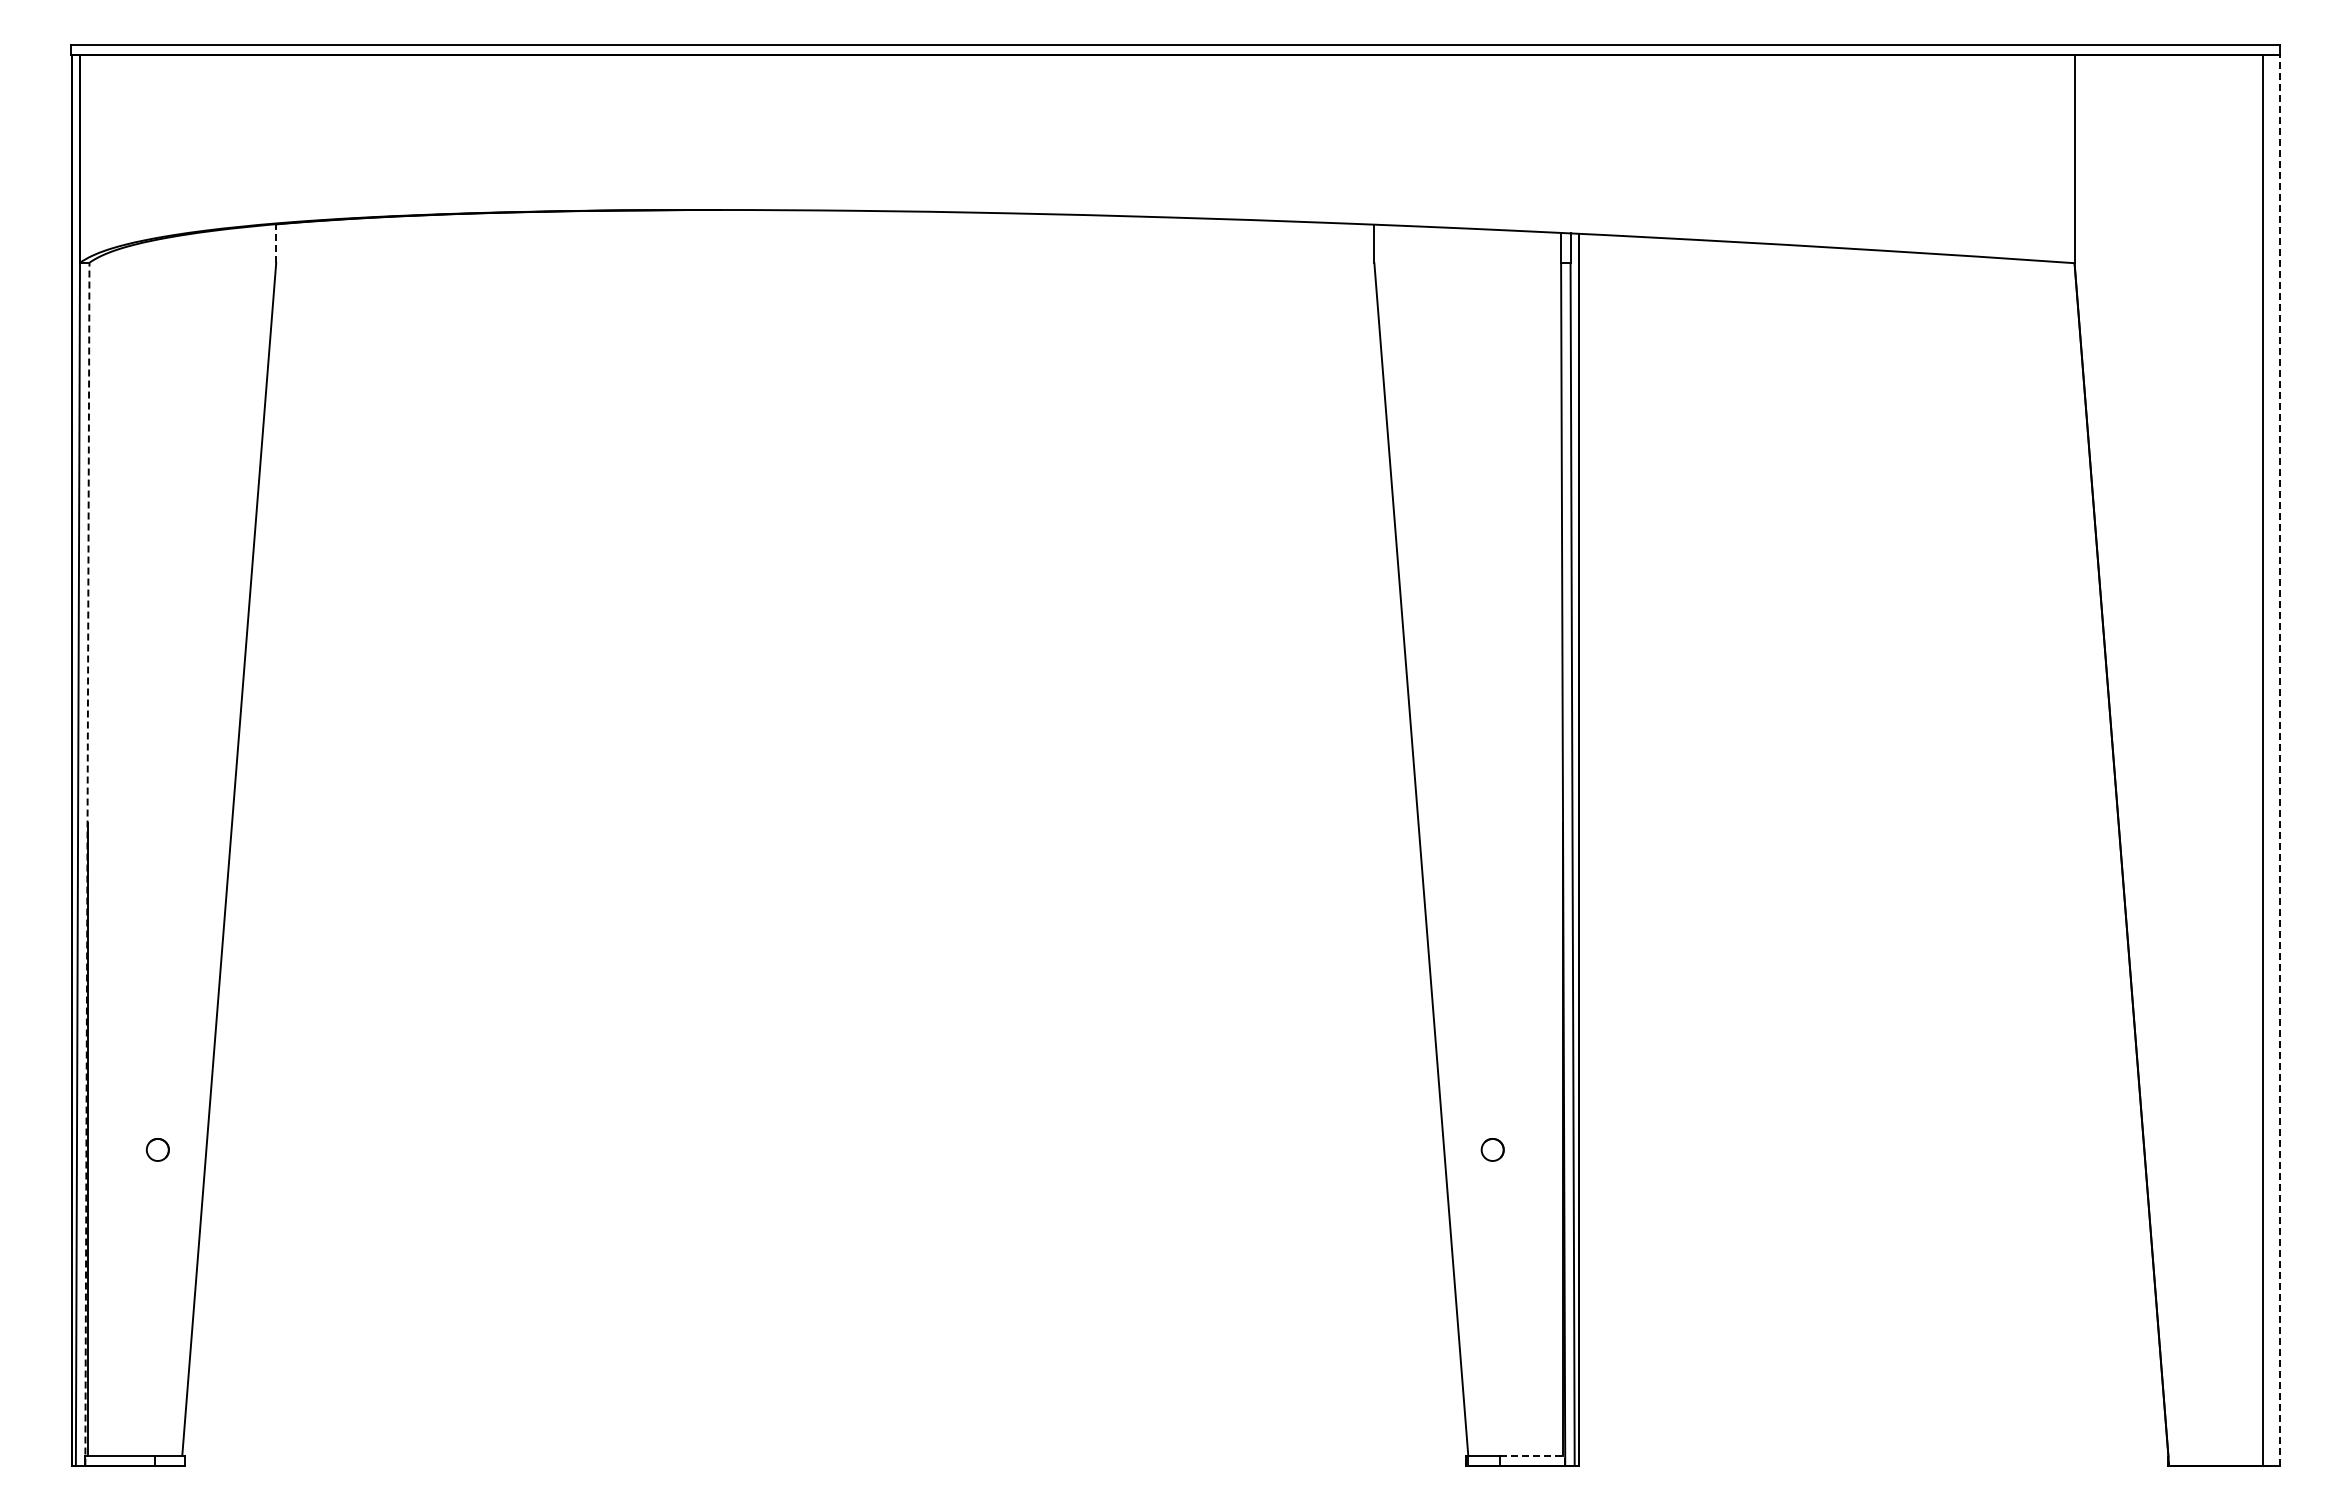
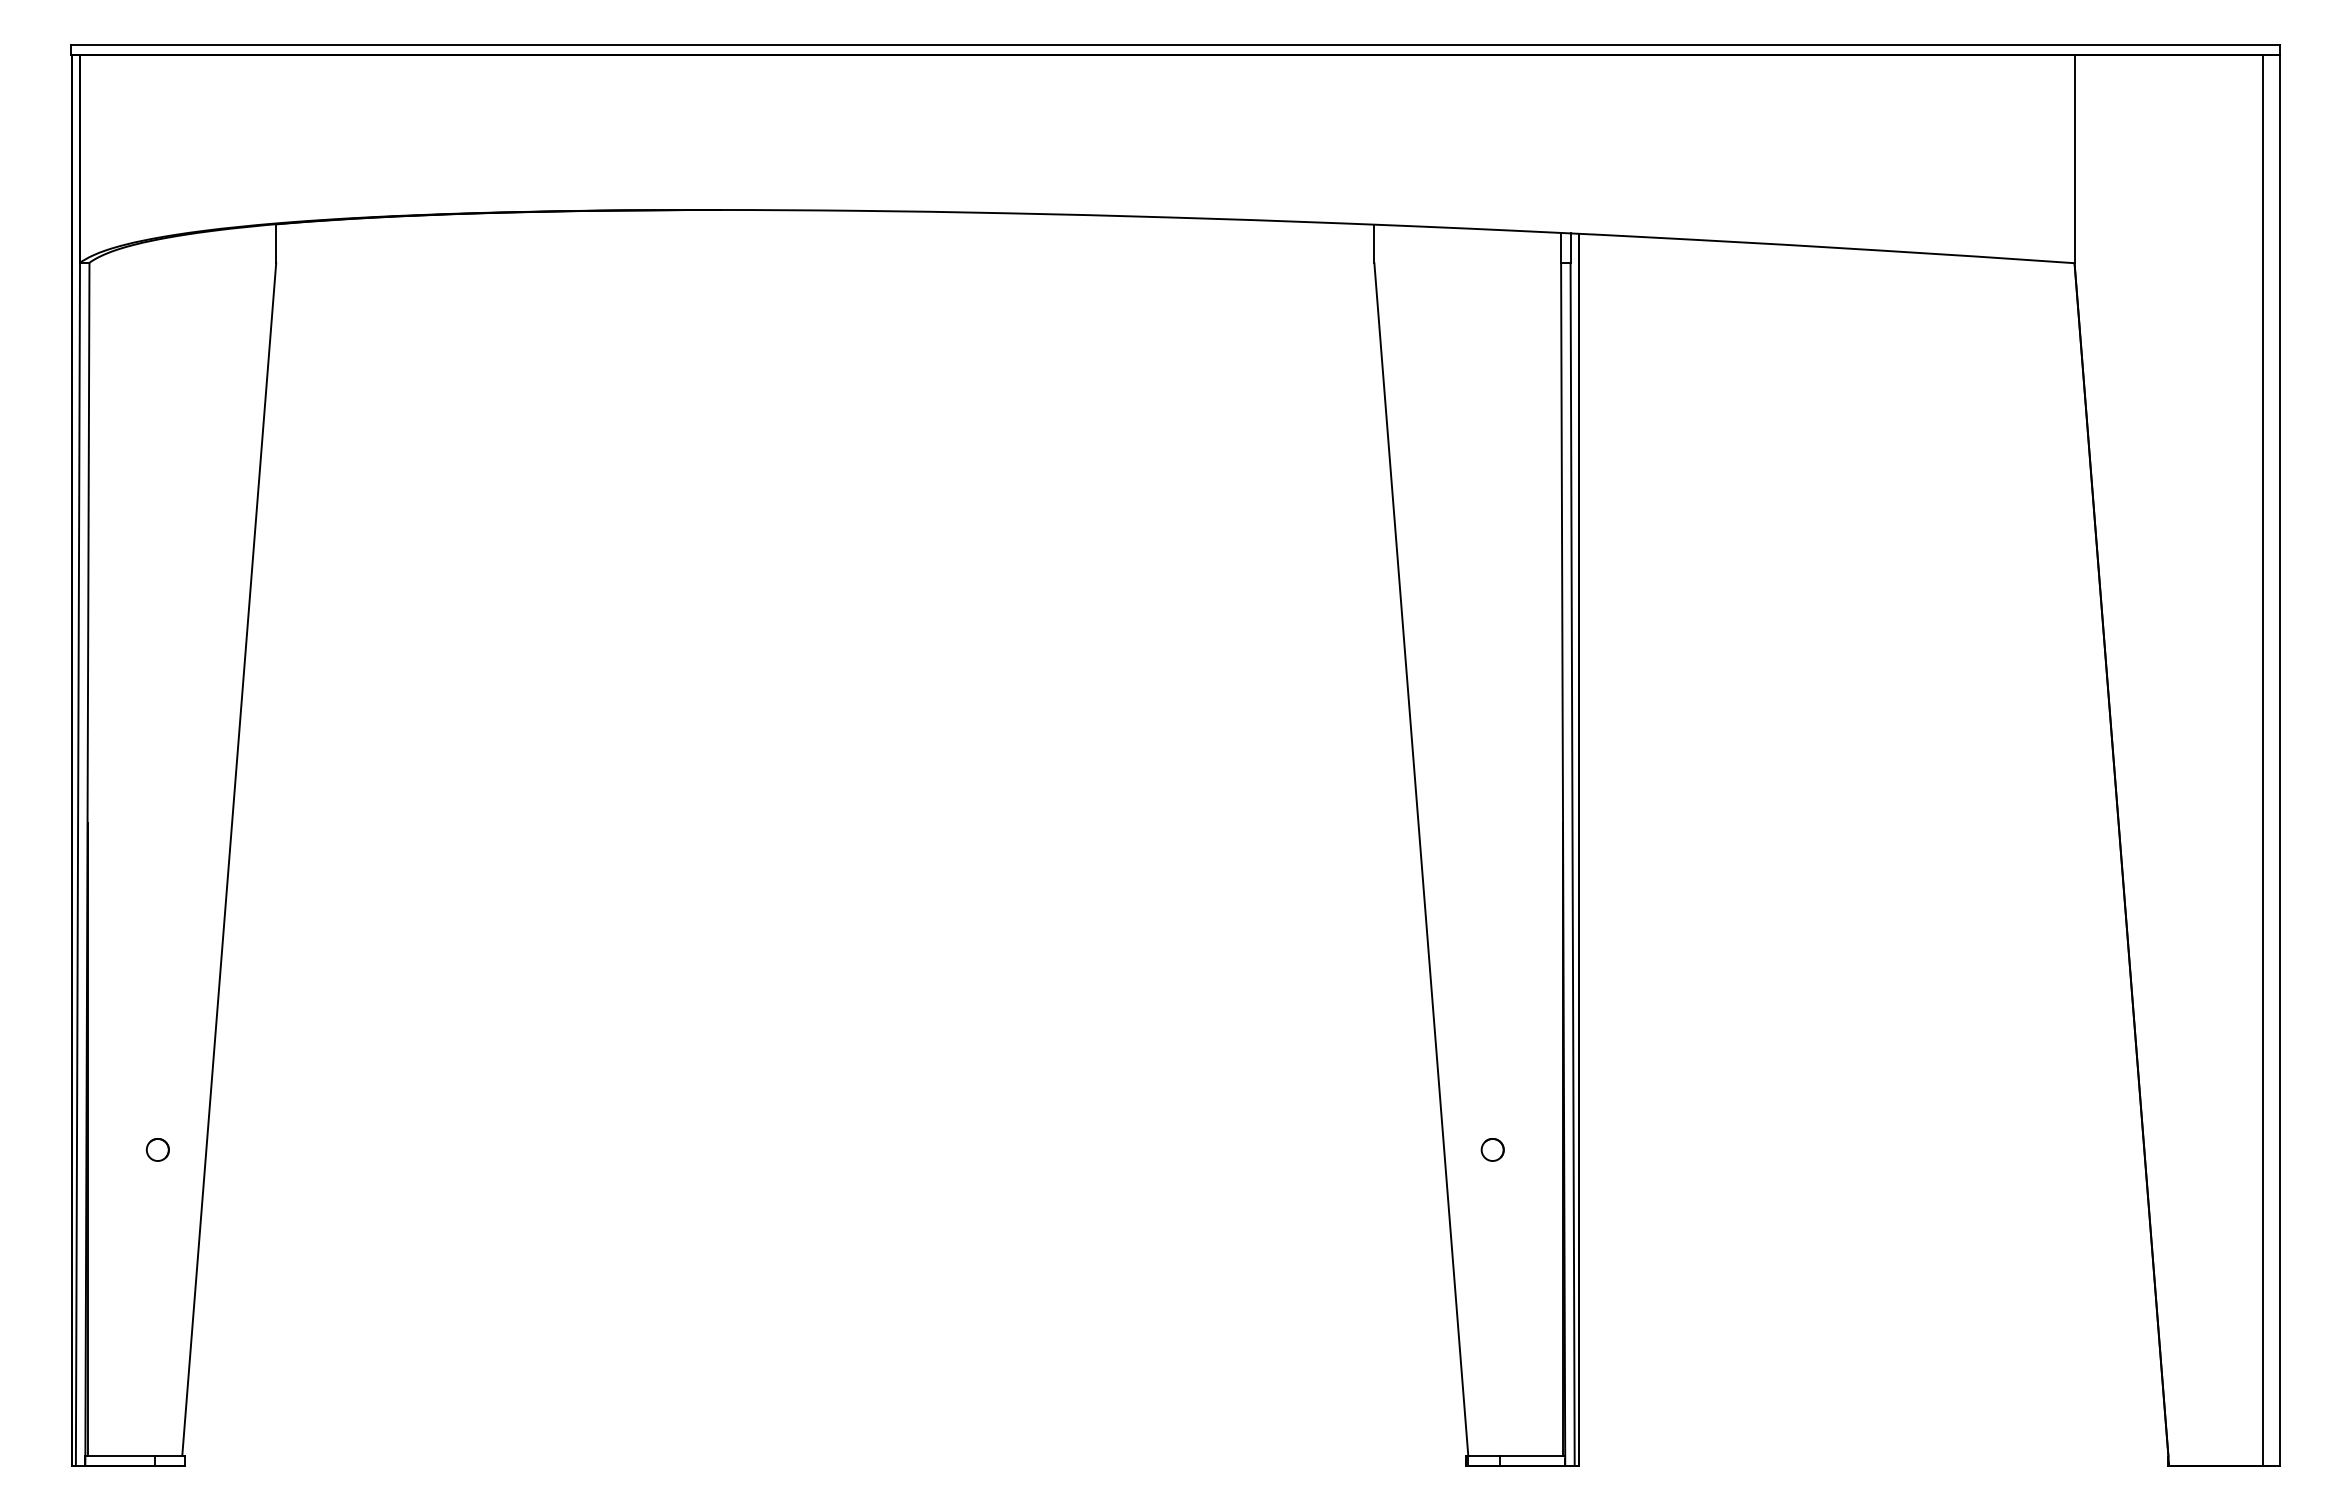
line: dashed -> solid (276, 243)
line: dashed -> solid (2279, 759)
line: dashed -> solid (87, 863)
line: dashed -> solid (1532, 1456)
